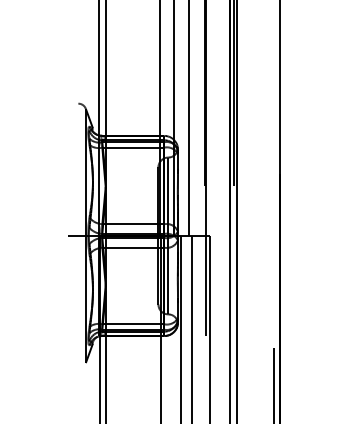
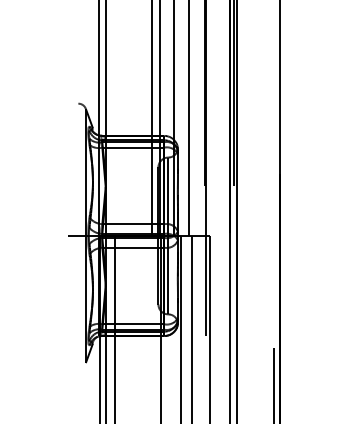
line: none -> present (152, 118)
line: none -> present (115, 327)
